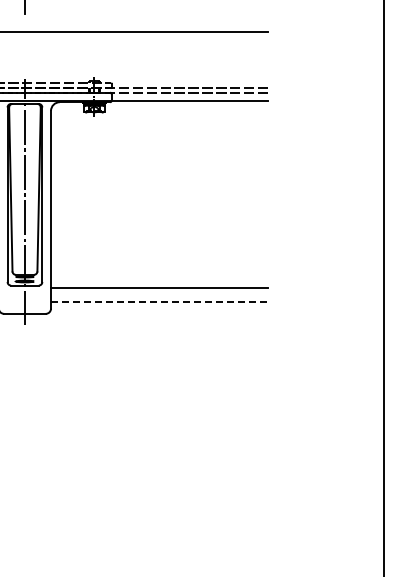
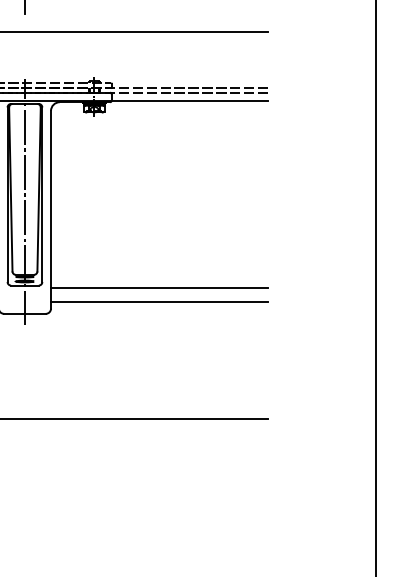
line position: (383, 287) -> (375, 287) (375, 287)
line: dashed -> solid (159, 302)
line: none -> present (135, 418)
